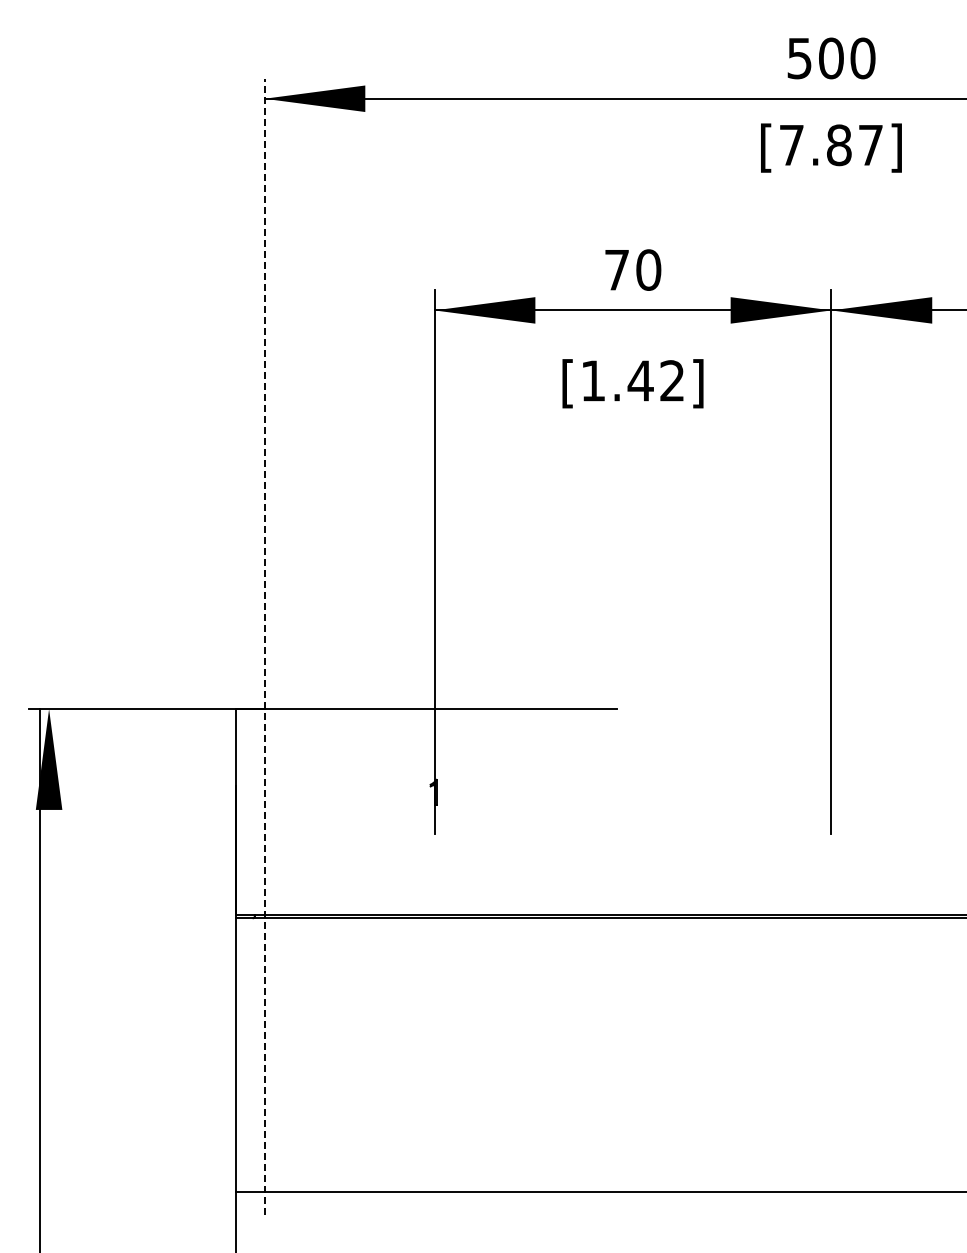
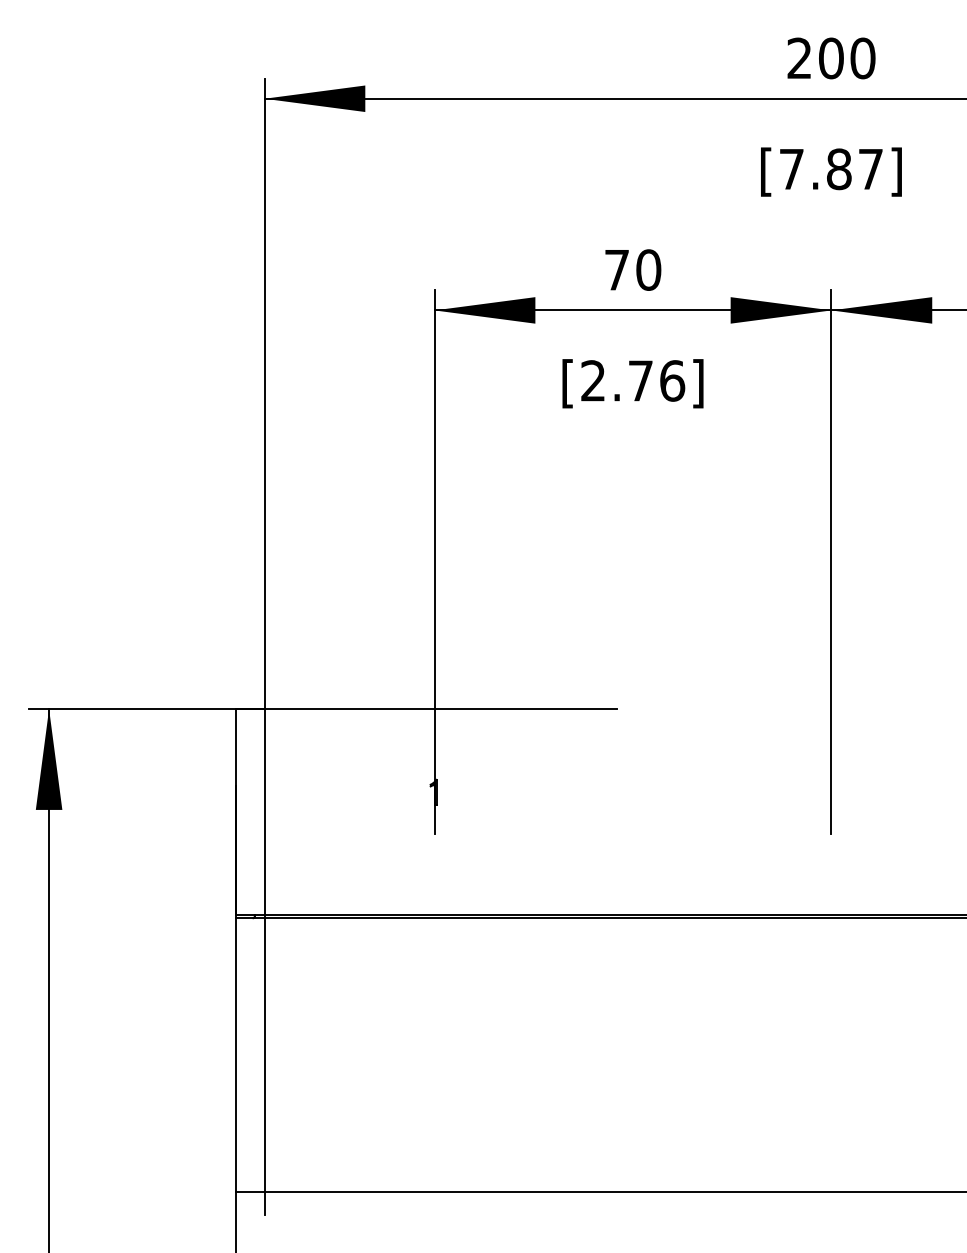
text: 500 -> 200 (799, 58)
text position: (831, 147) -> (831, 171) (831, 171)
text: [1.42] -> [2.76] (633, 380)
line: dashed -> solid (264, 646)
line position: (40, 979) -> (49, 979) (49, 979)
